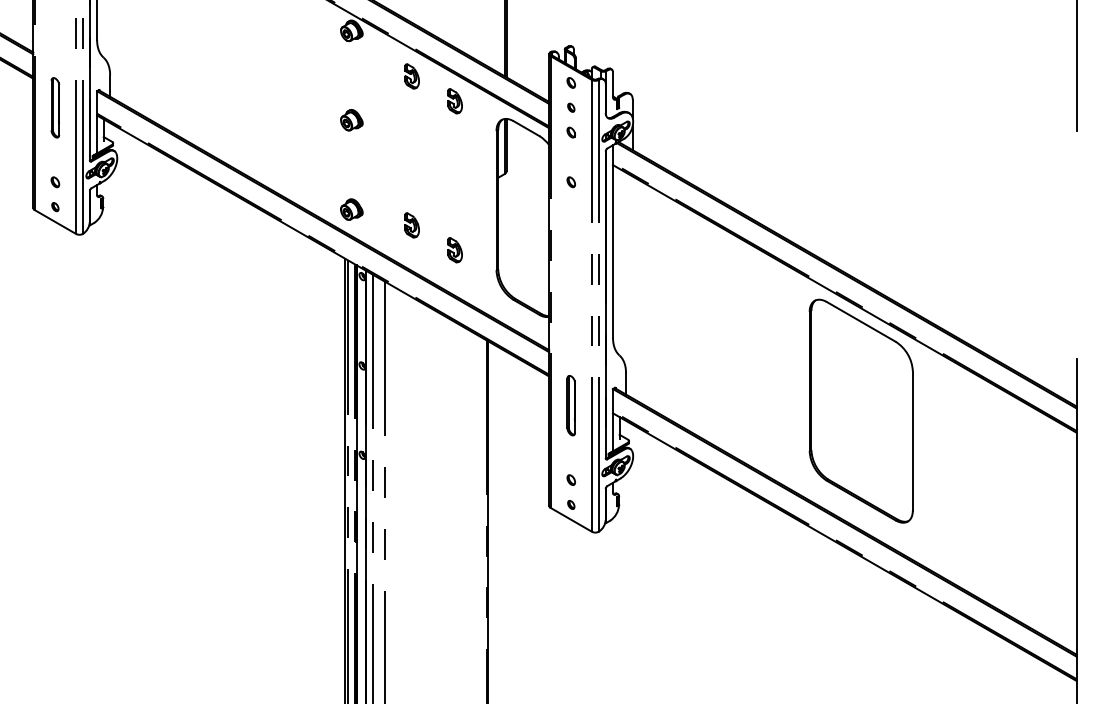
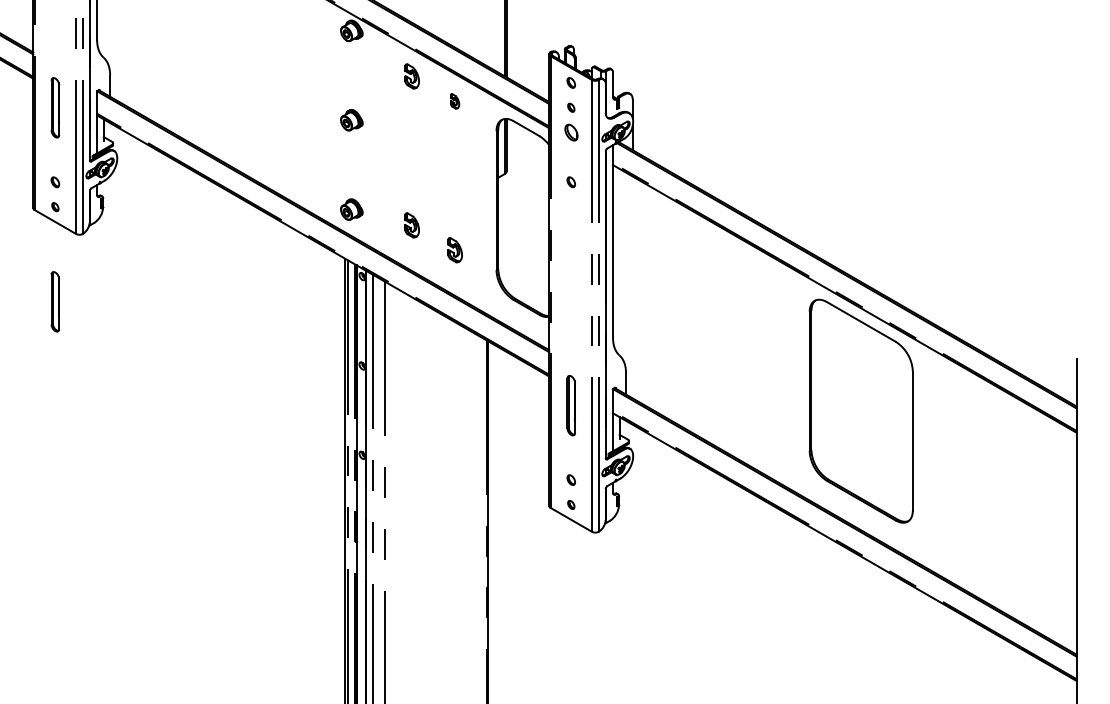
line: present -> none (1076, 66)
part size: 16x27 px -> 11x17 px (455, 101)
part size: 10x13 px -> 15x19 px (571, 132)
part: none -> present (55, 301)
